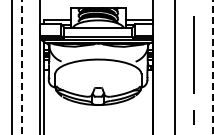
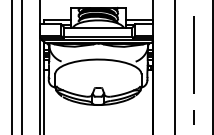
line: dashed -> solid (21, 67)
line: dashed -> solid (212, 67)
